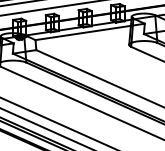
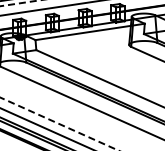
line: solid -> dashed (20, 3)
line: solid -> dashed (59, 124)
